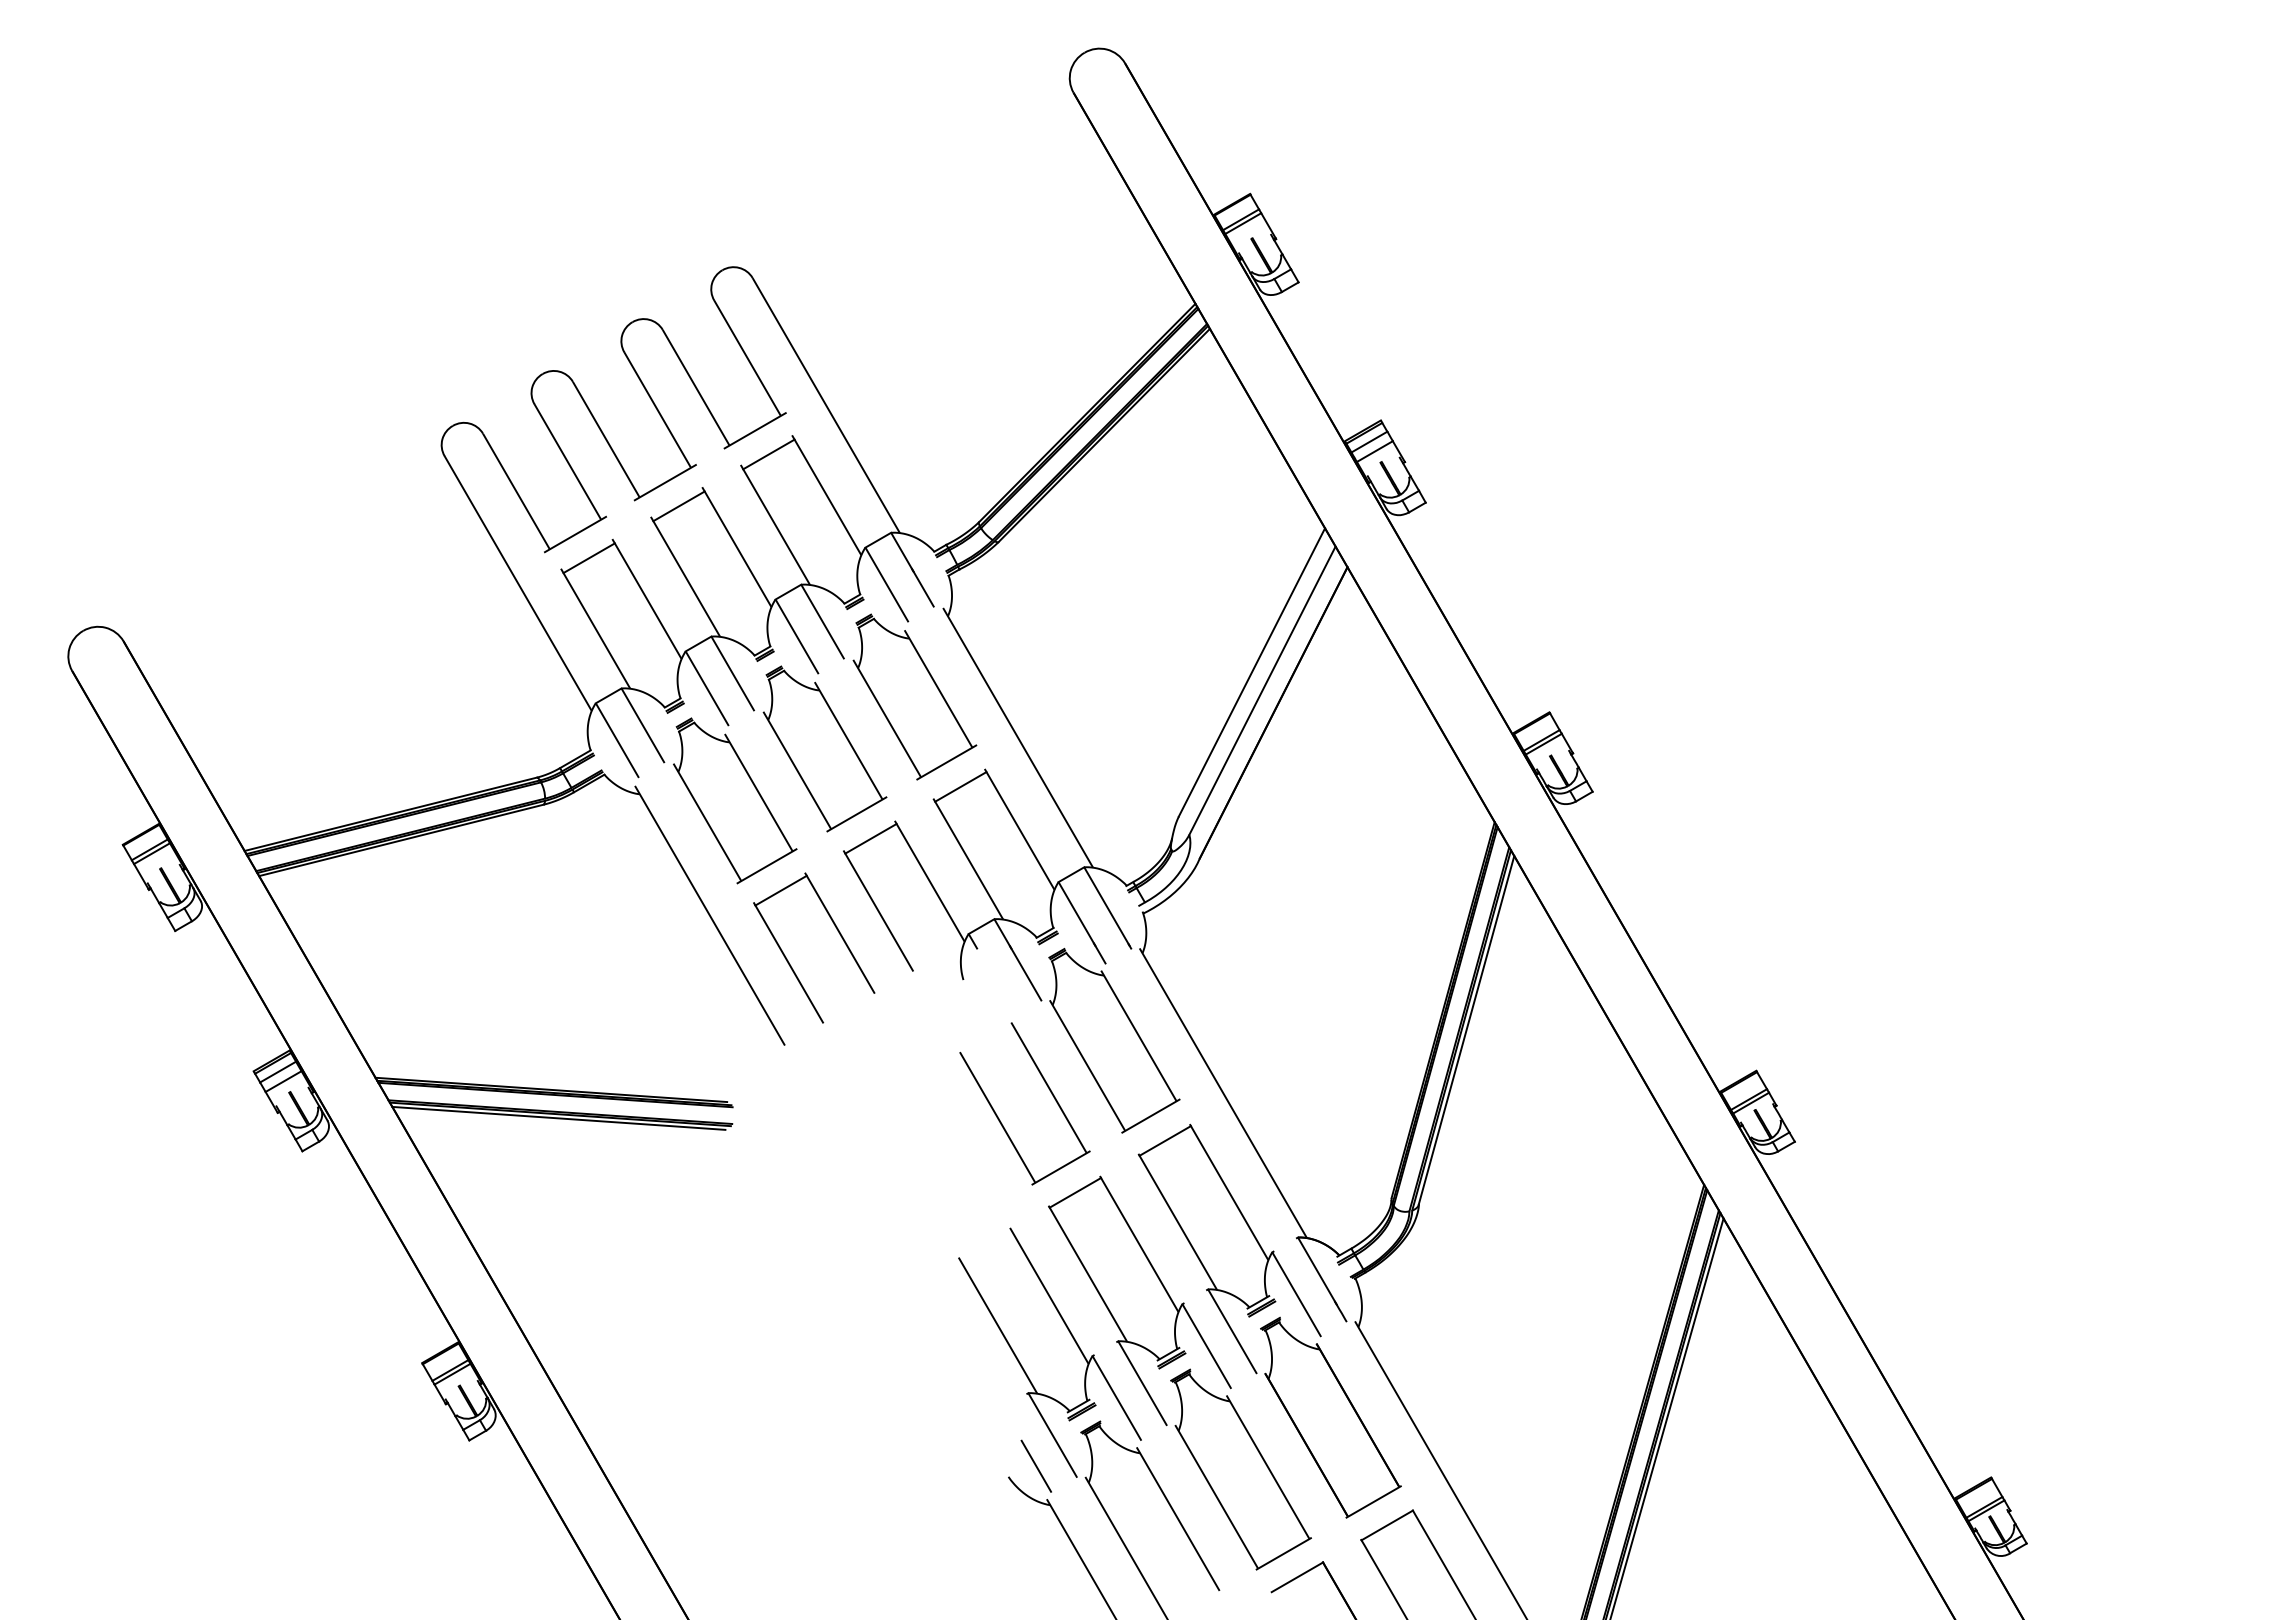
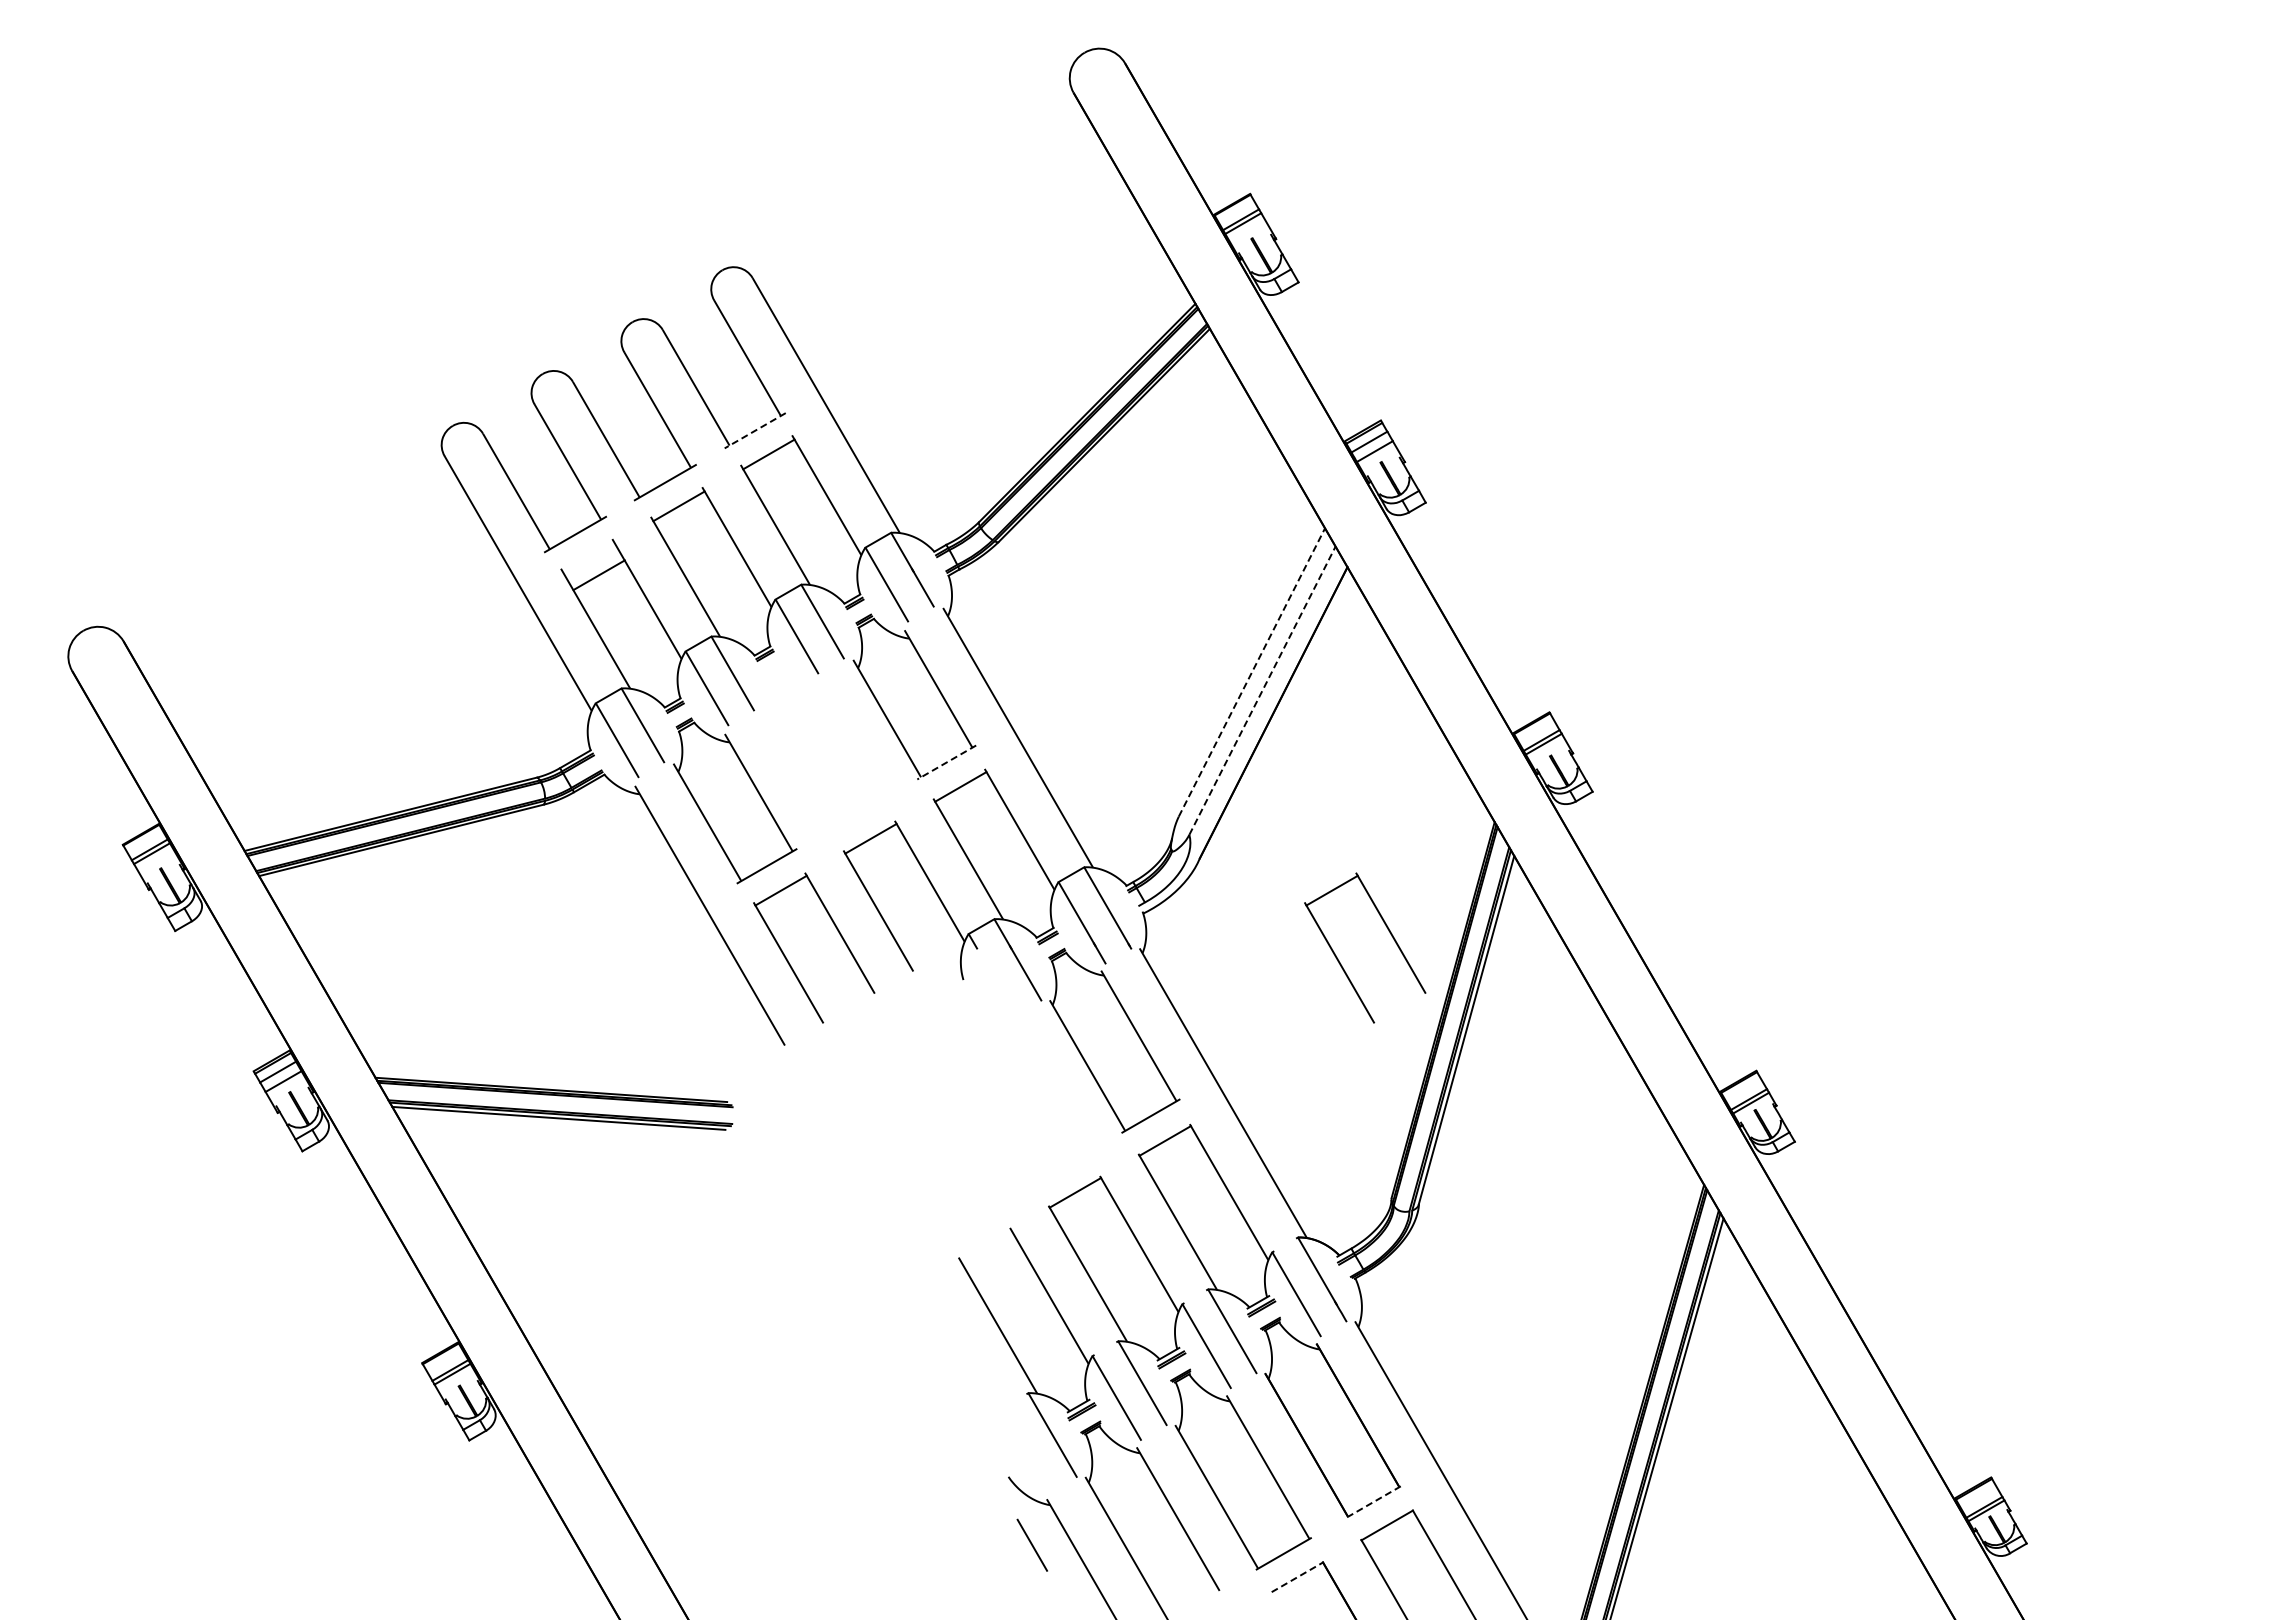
line: solid -> dashed (754, 431)
line position: (588, 558) -> (598, 575) (598, 575)
line: solid -> dashed (1251, 672)
line: solid -> dashed (1262, 690)
part: present -> none (824, 748)
line: solid -> dashed (946, 762)
part: none -> present (1388, 931)
part: present -> none (1048, 1089)
line position: (1035, 1465) -> (1031, 1544) (1031, 1544)
line: solid -> dashed (1373, 1502)
line: solid -> dashed (1297, 1577)
